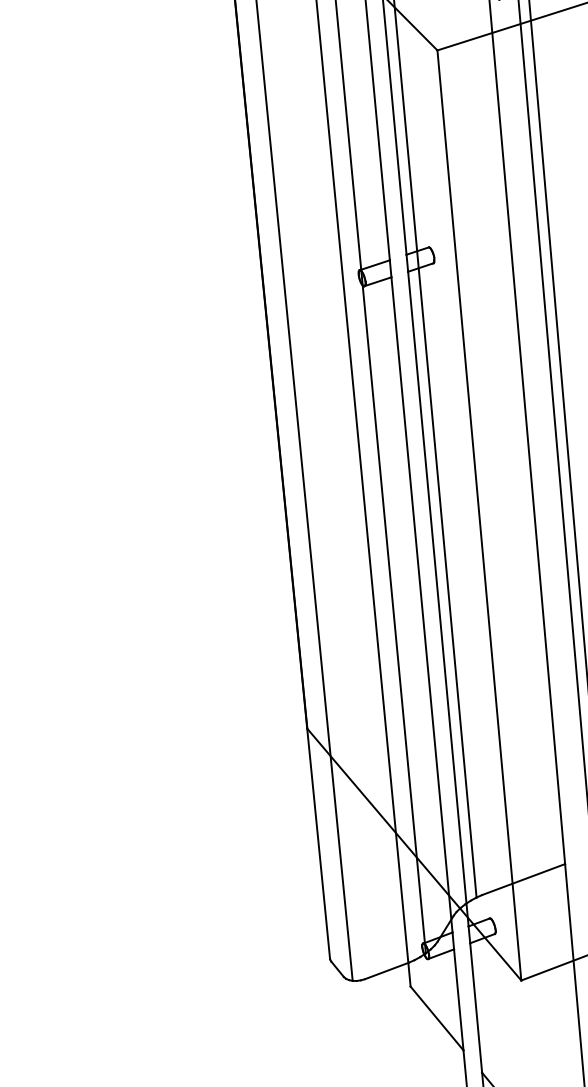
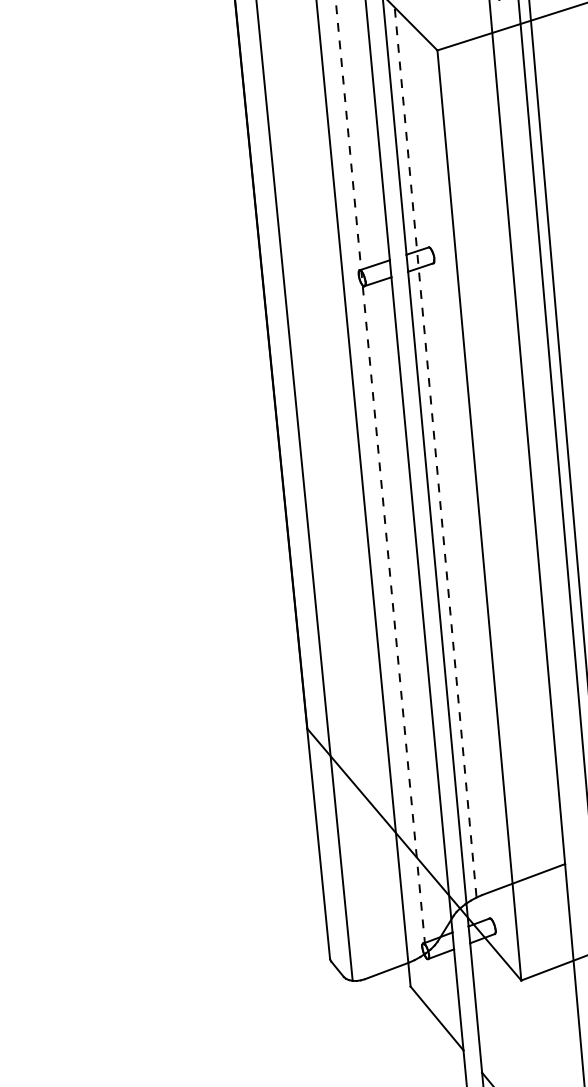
line: solid -> dashed (435, 449)
line: solid -> dashed (380, 477)
